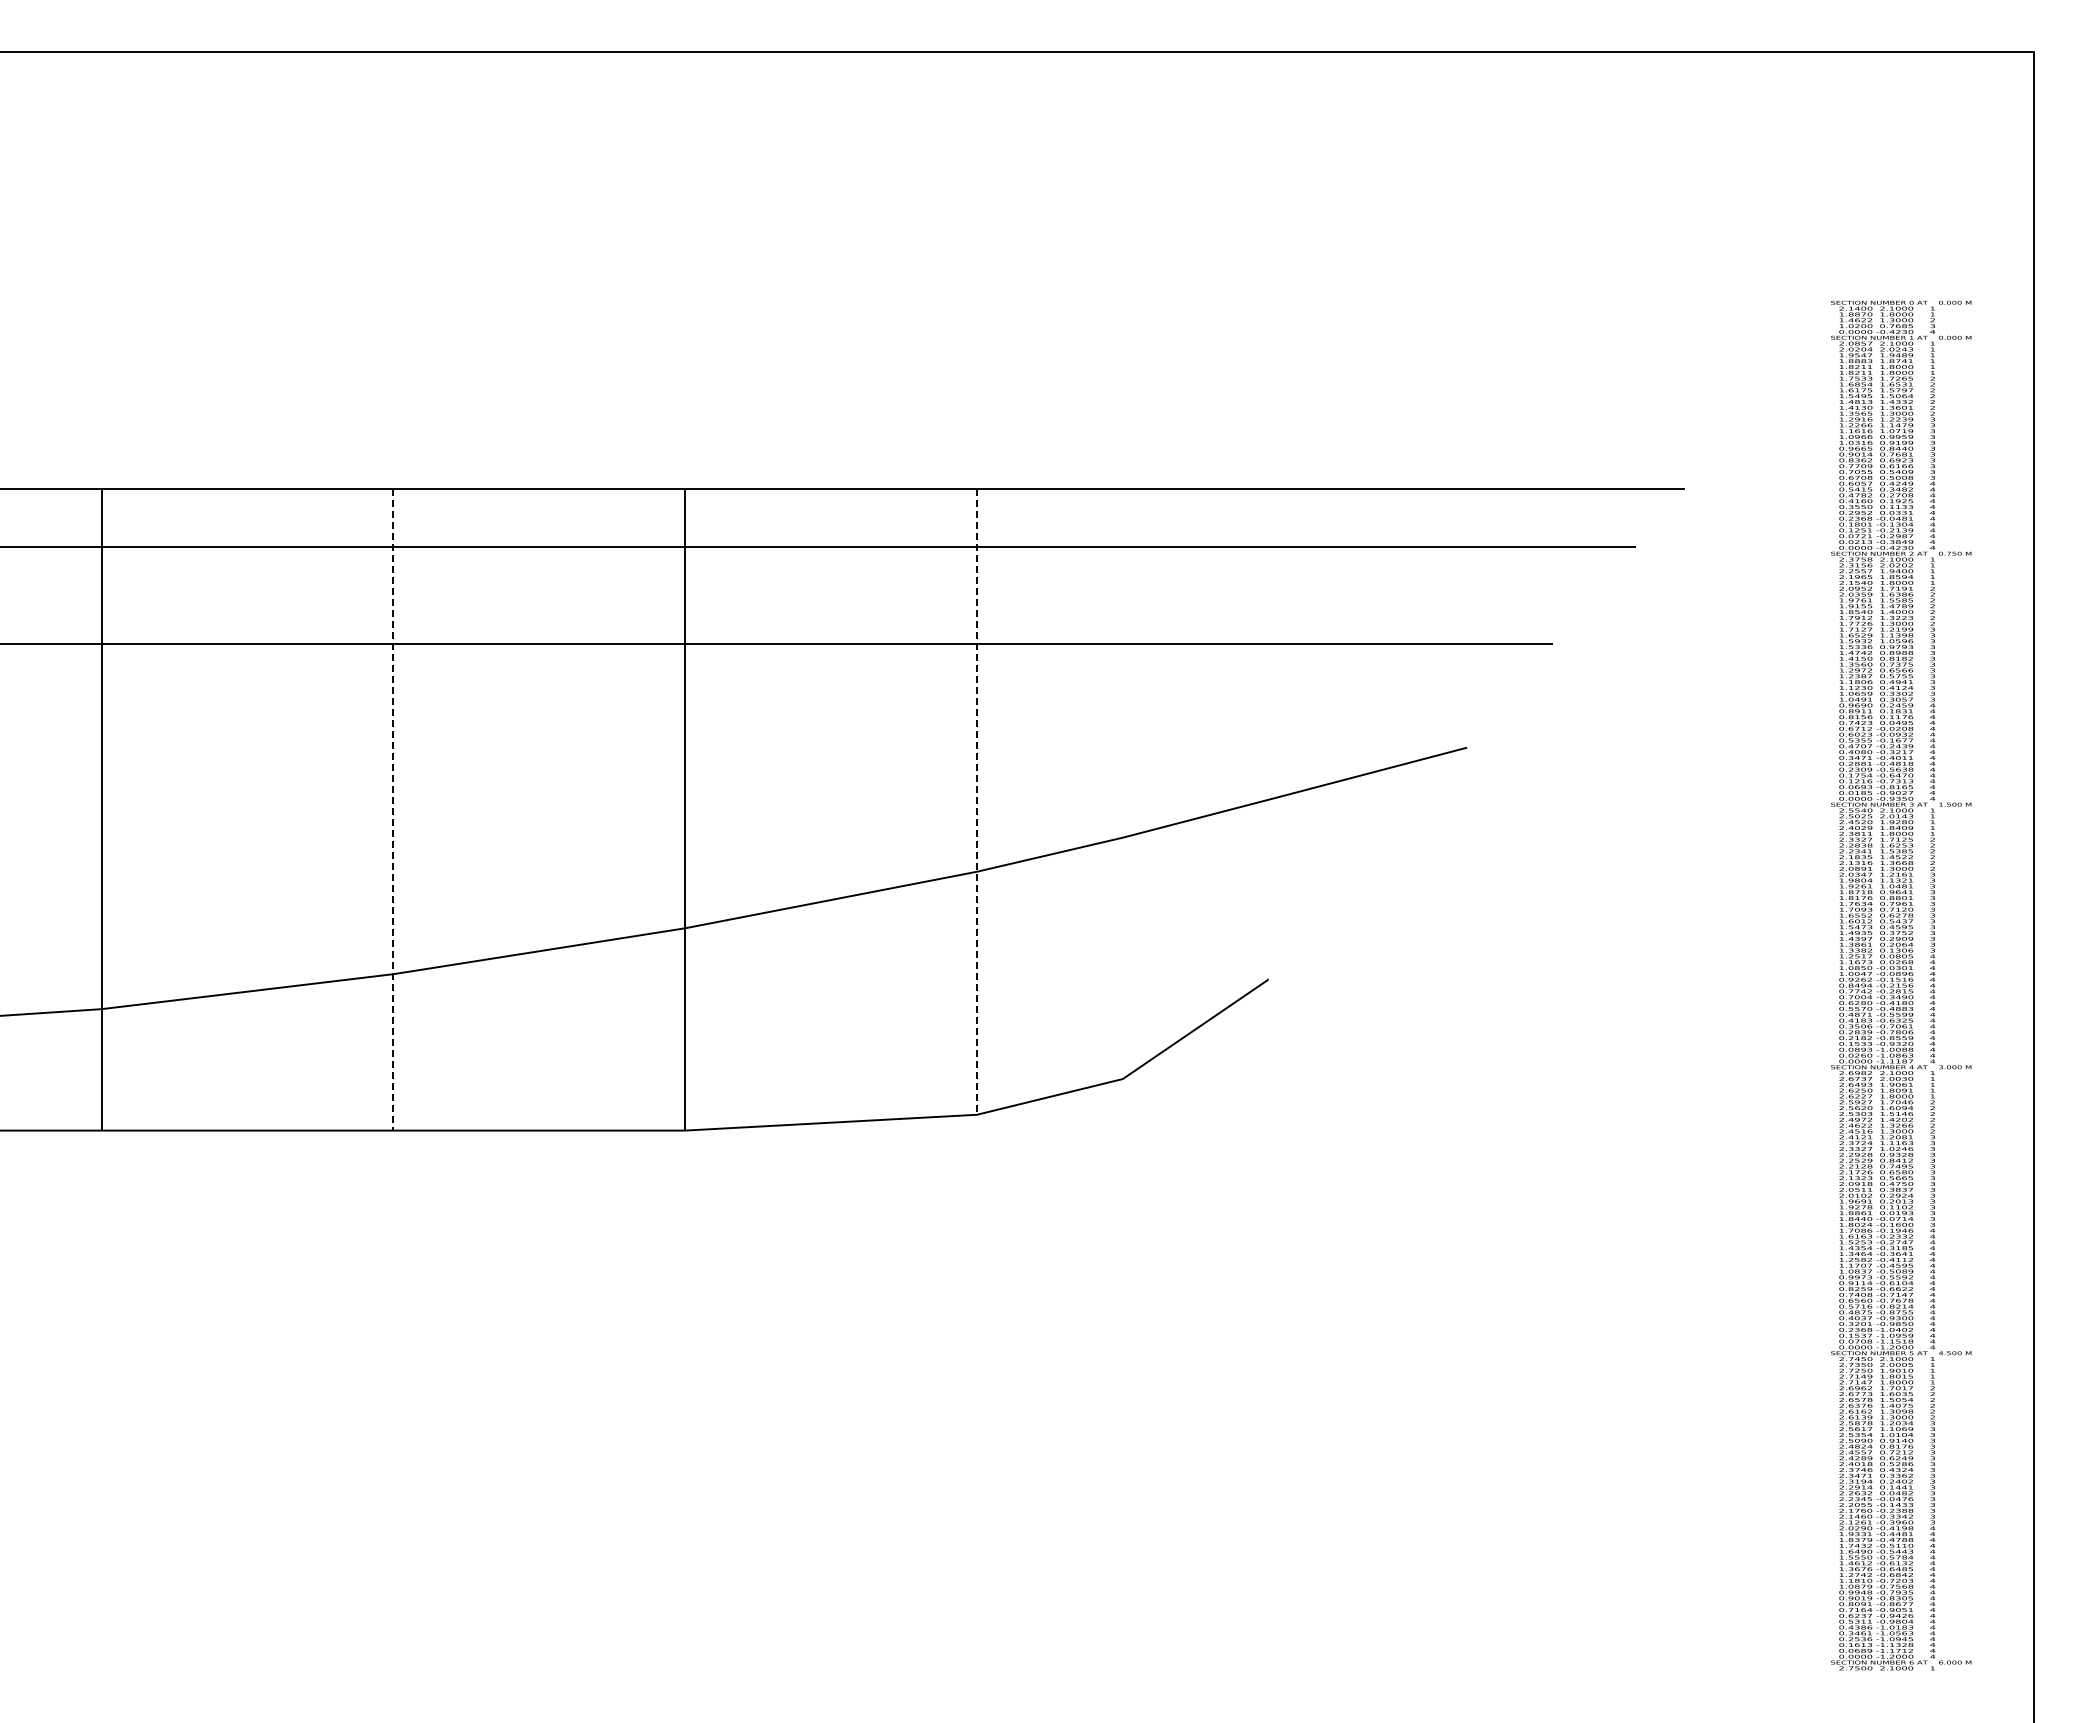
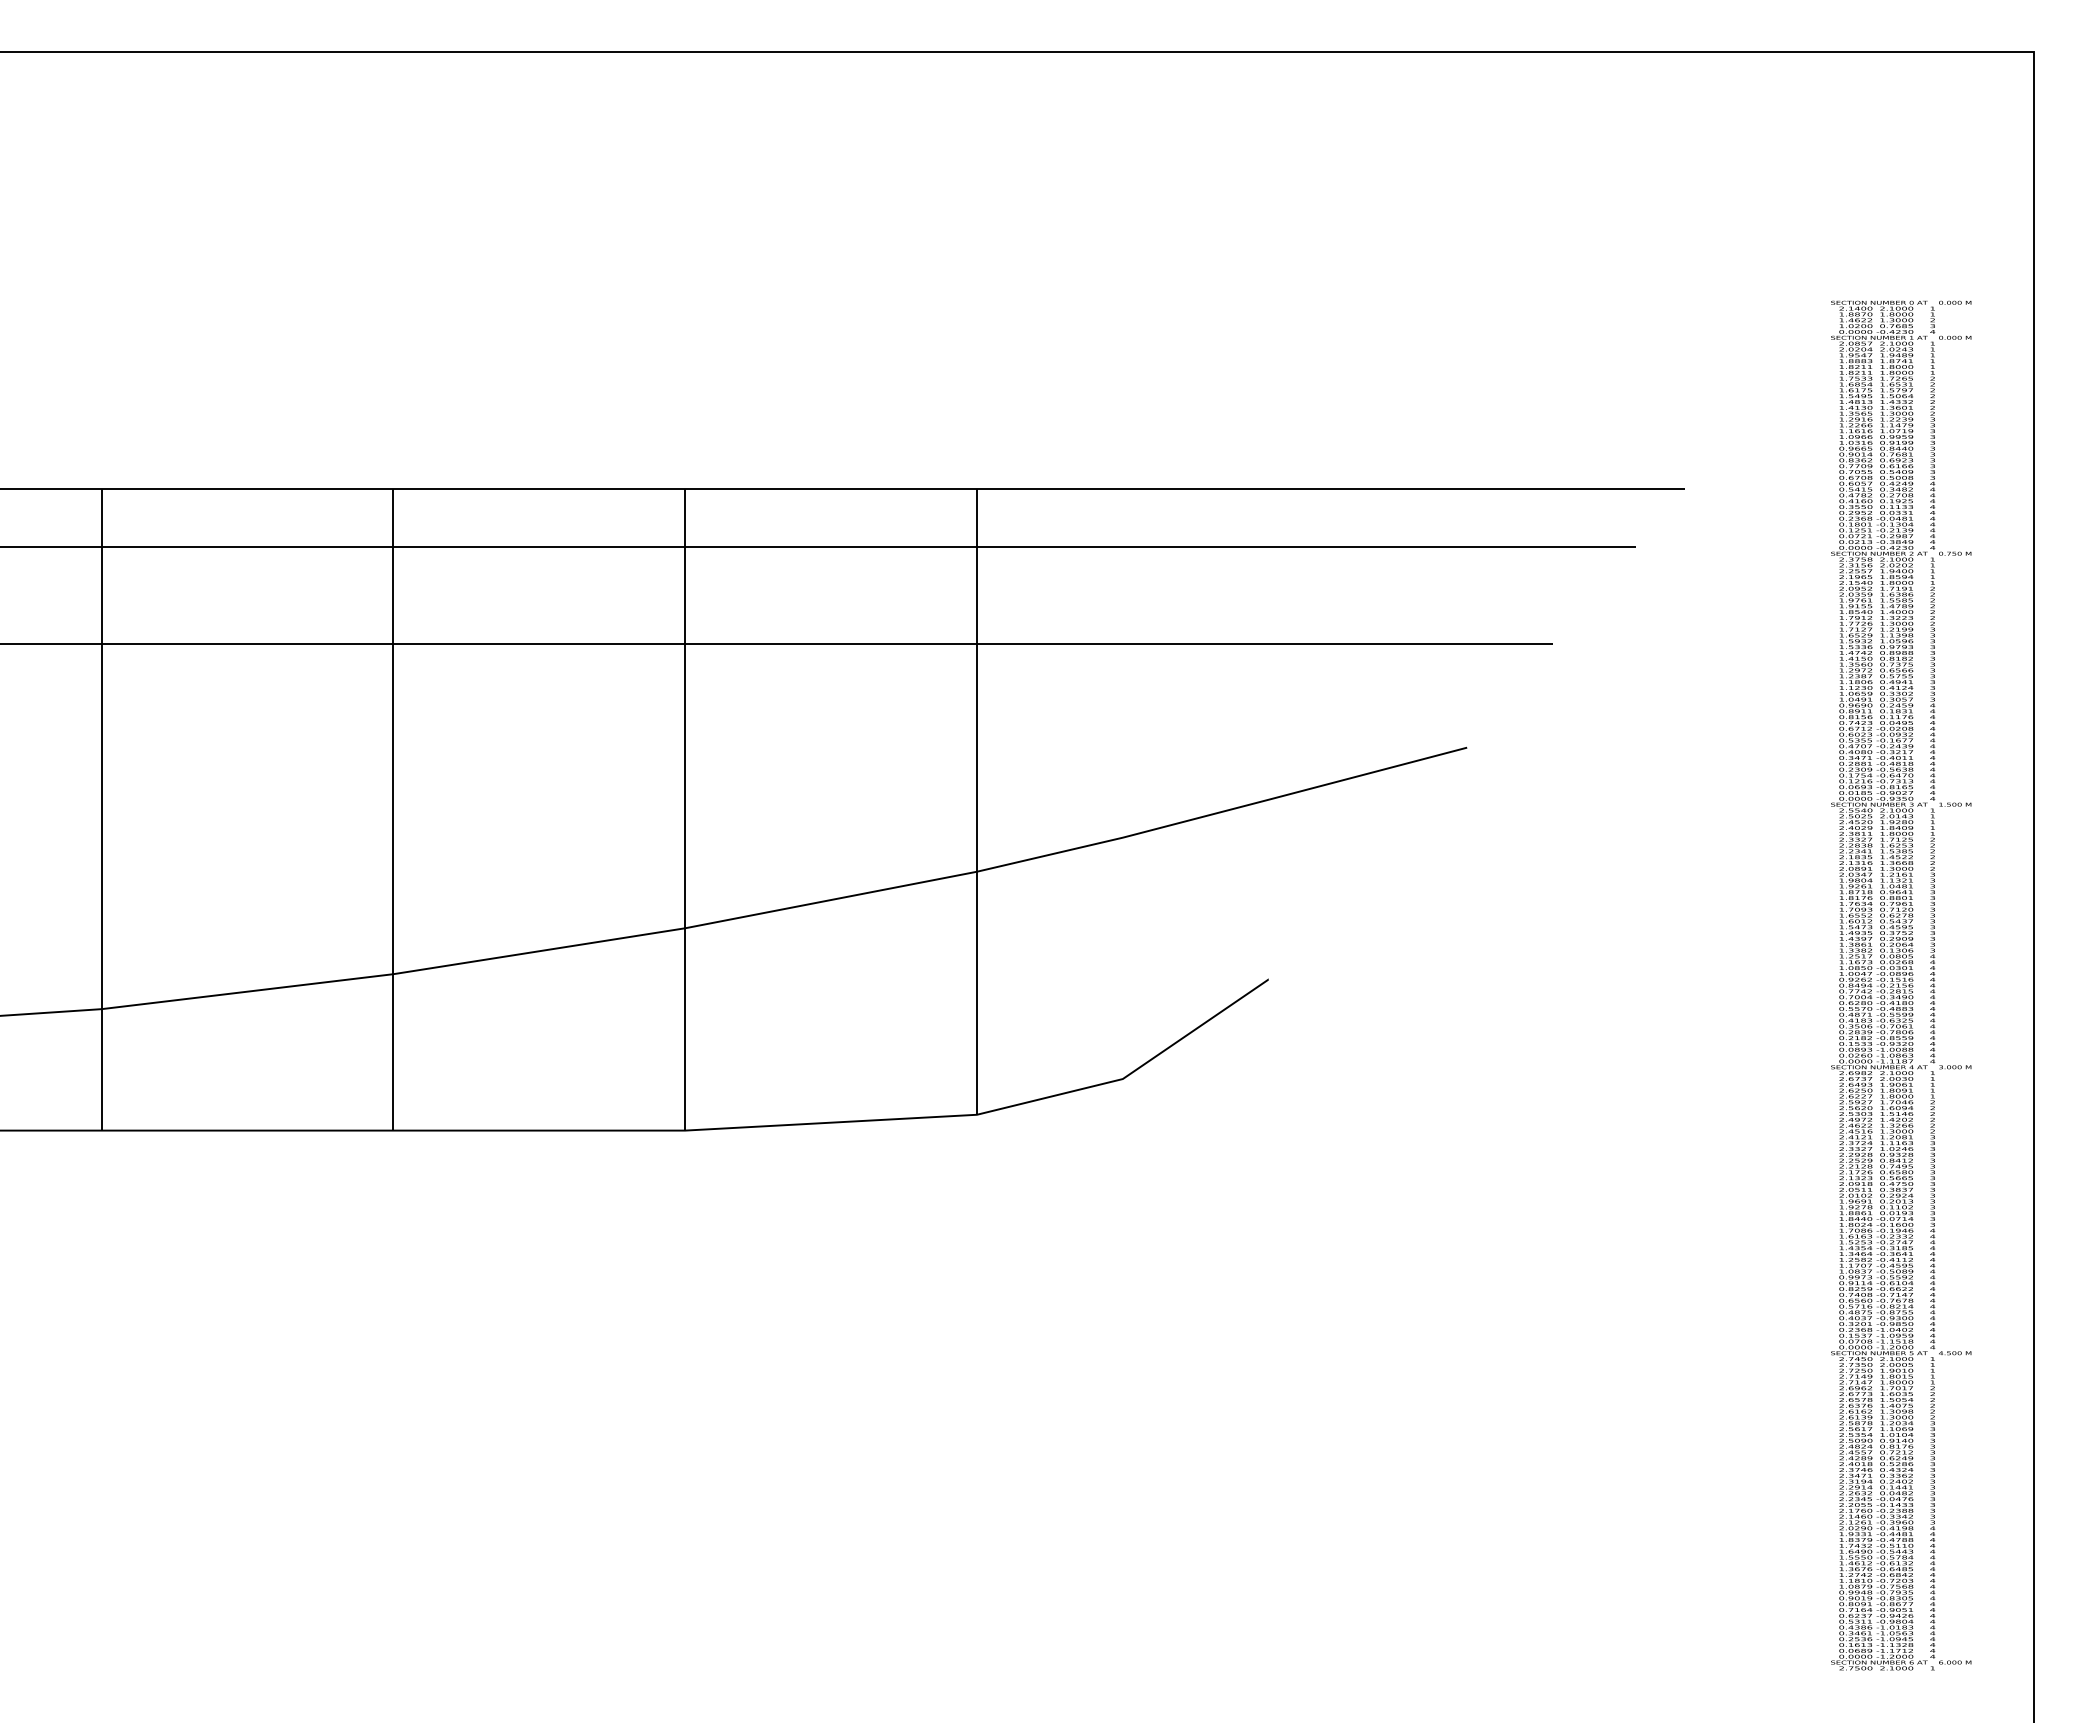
line: dashed -> solid (976, 802)
line: dashed -> solid (393, 809)
